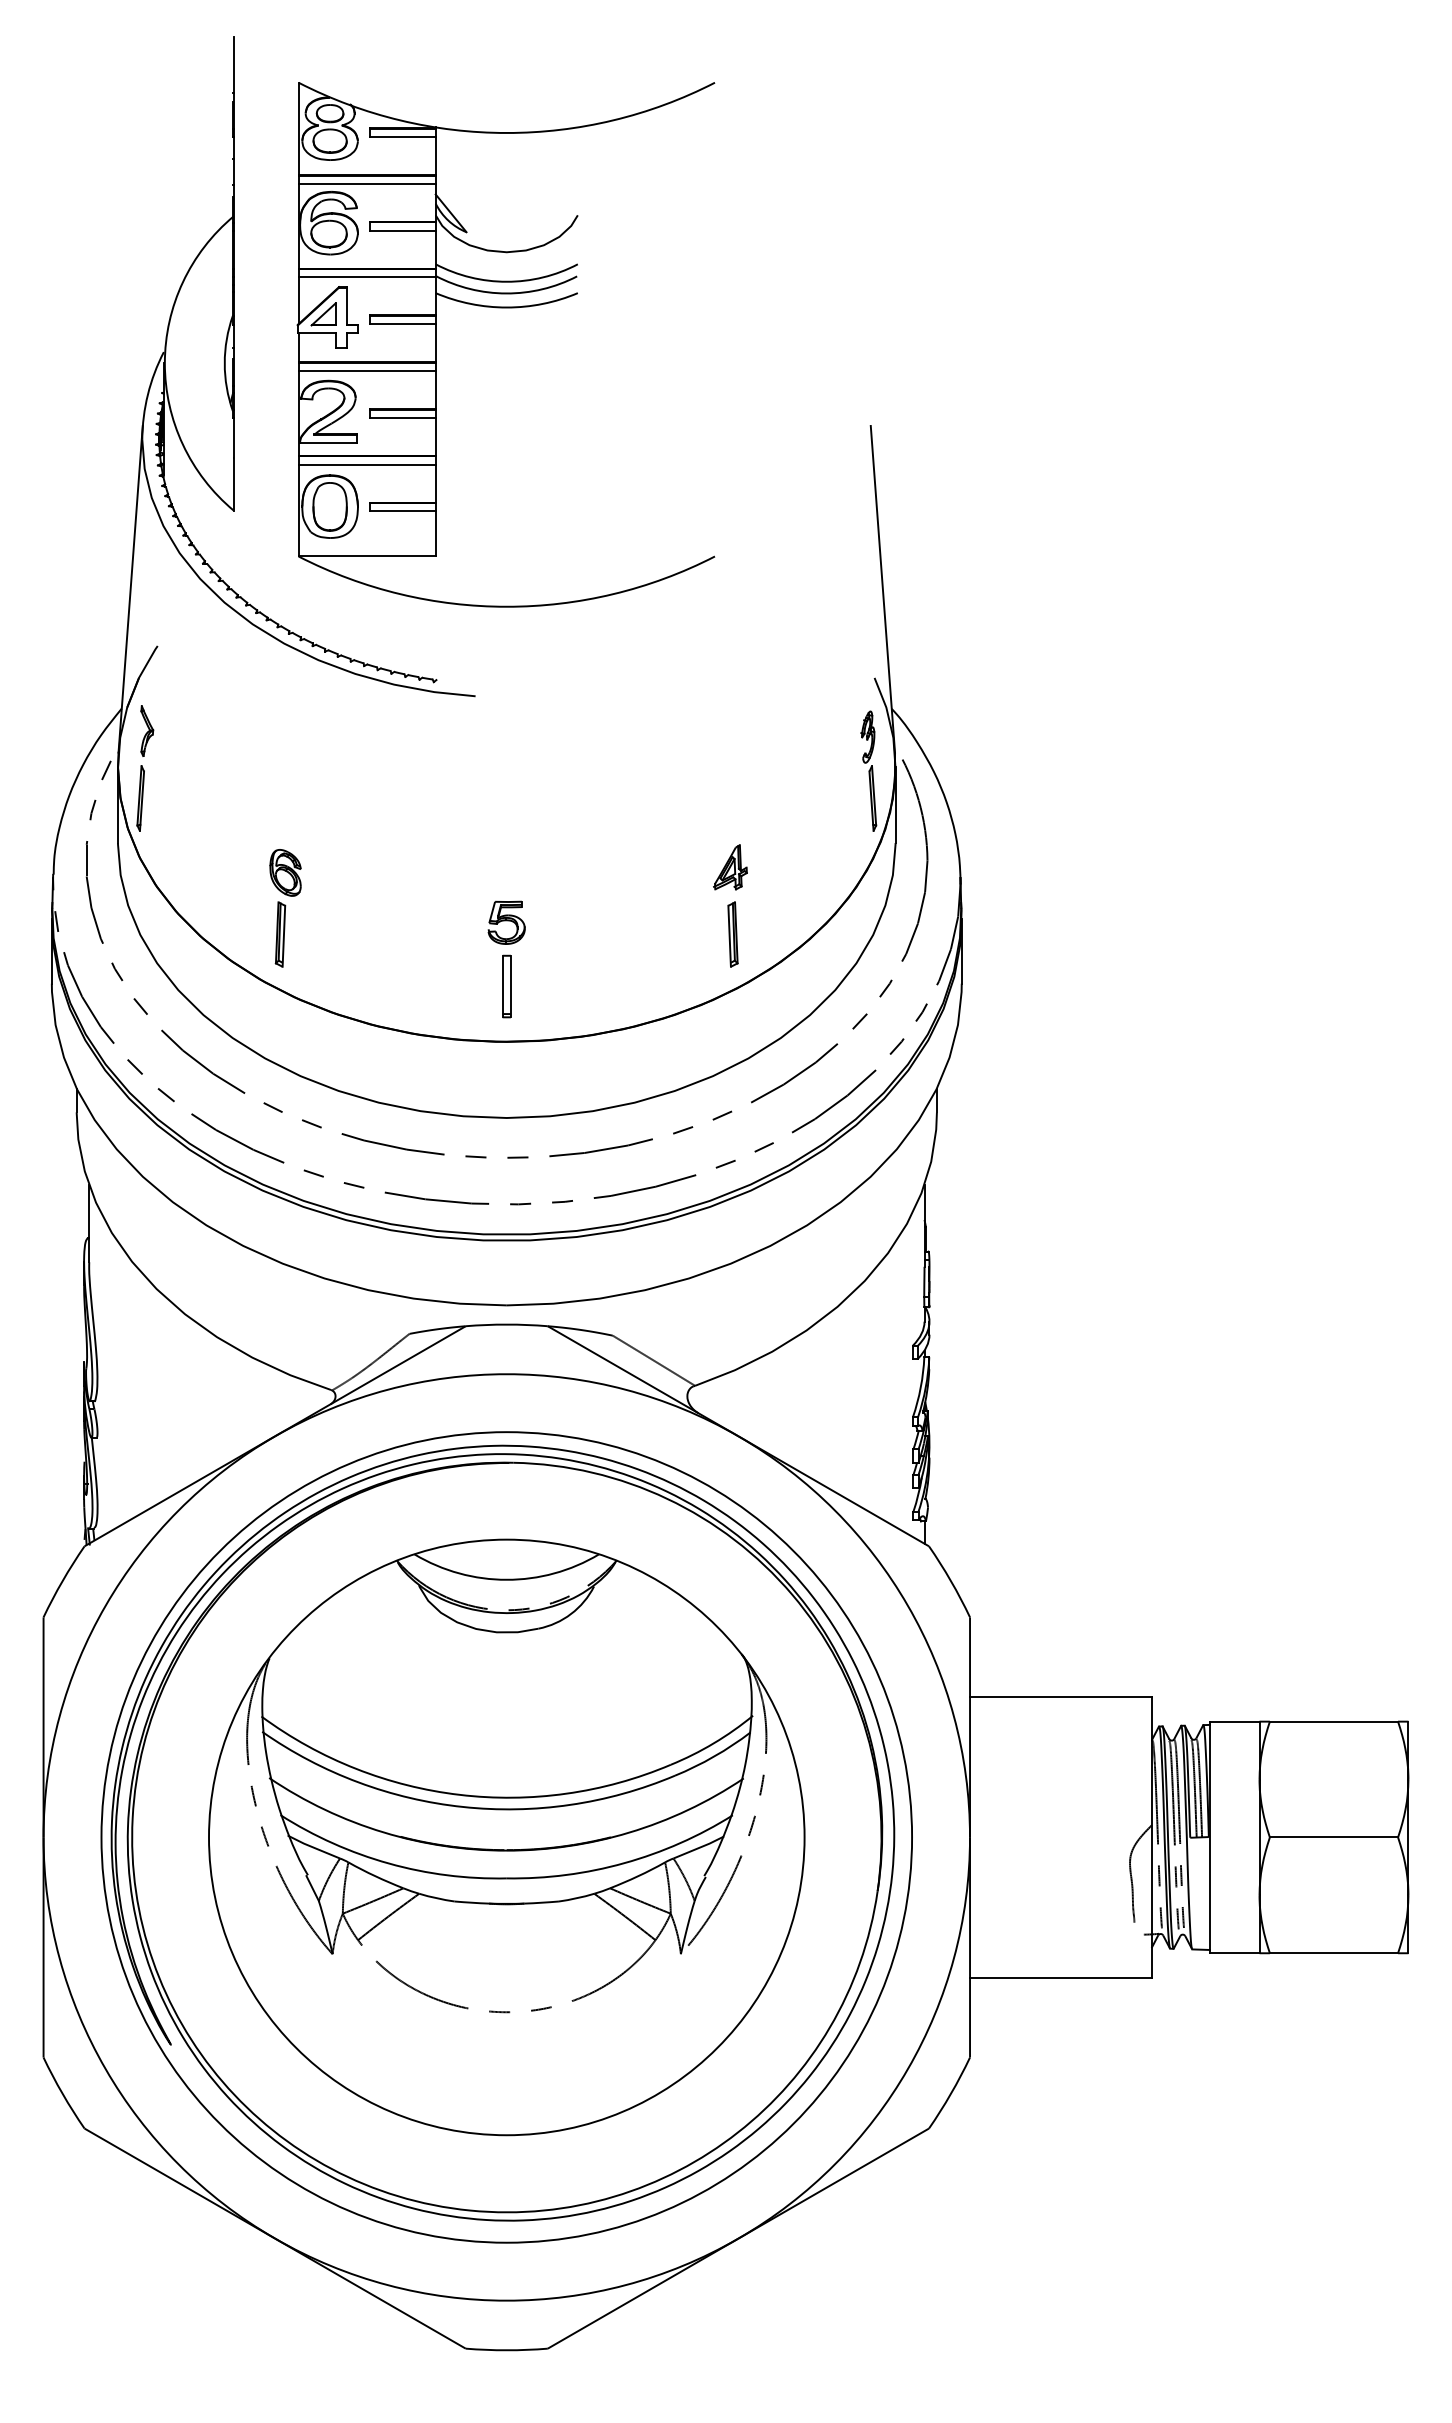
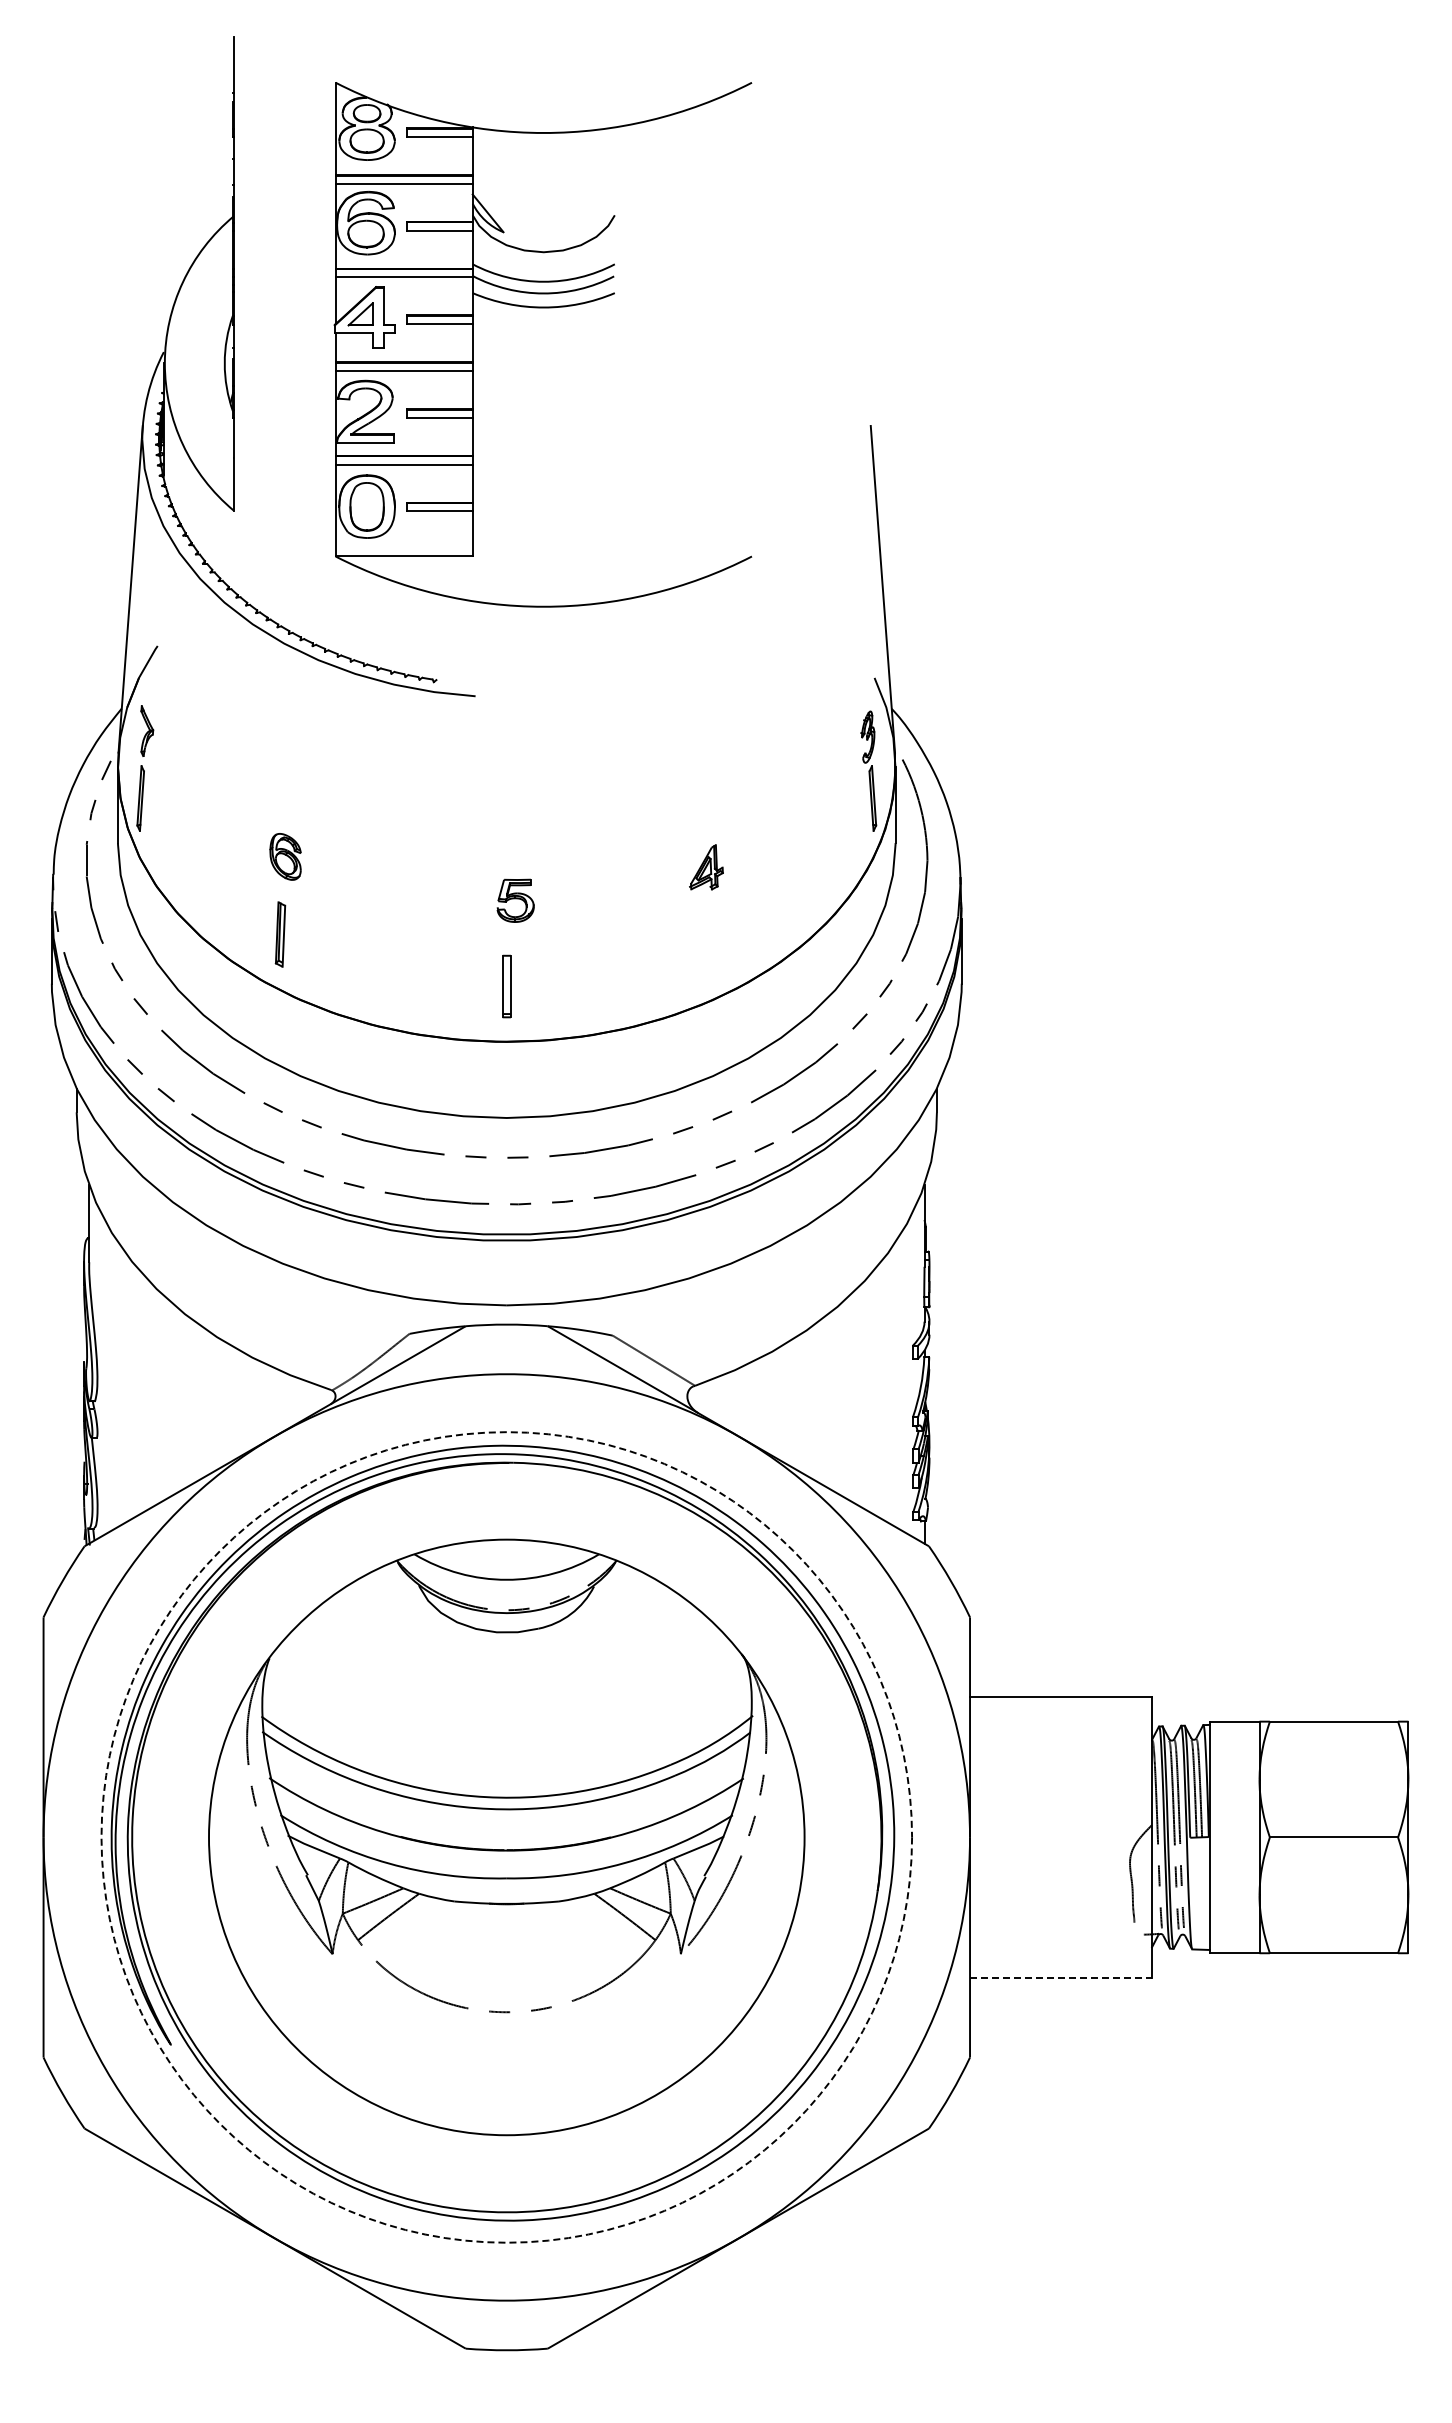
part position: (505, 308) -> (542, 308) (542, 308)
part position: (730, 867) -> (706, 867) (706, 867)
part position: (285, 872) -> (285, 856) (285, 856)
part position: (506, 922) -> (515, 900) (515, 900)
part: present -> none (732, 934)
circle: solid -> dashed (506, 1837)
line: solid -> dashed (1061, 1978)
